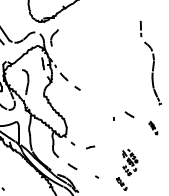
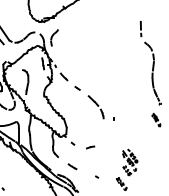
part: none -> present (95, 107)
part: present -> none (129, 114)
part position: (153, 127) -> (156, 119) (156, 119)
